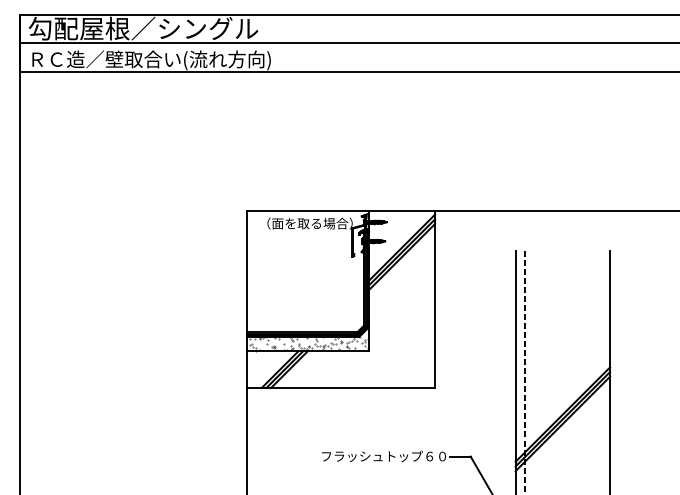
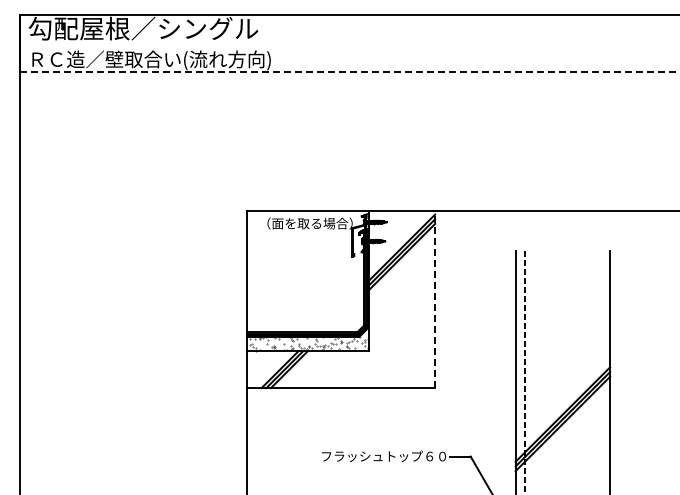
line: present -> none (348, 43)
line: solid -> dashed (349, 71)
line: solid -> dashed (435, 299)
